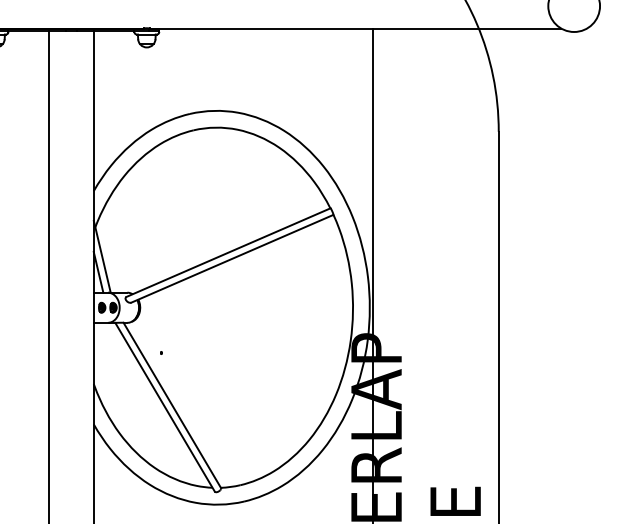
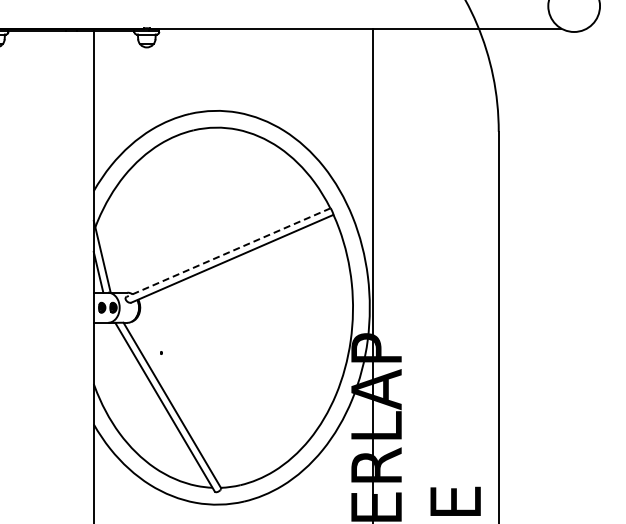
line: solid -> dashed (228, 252)
line: present -> none (49, 275)
